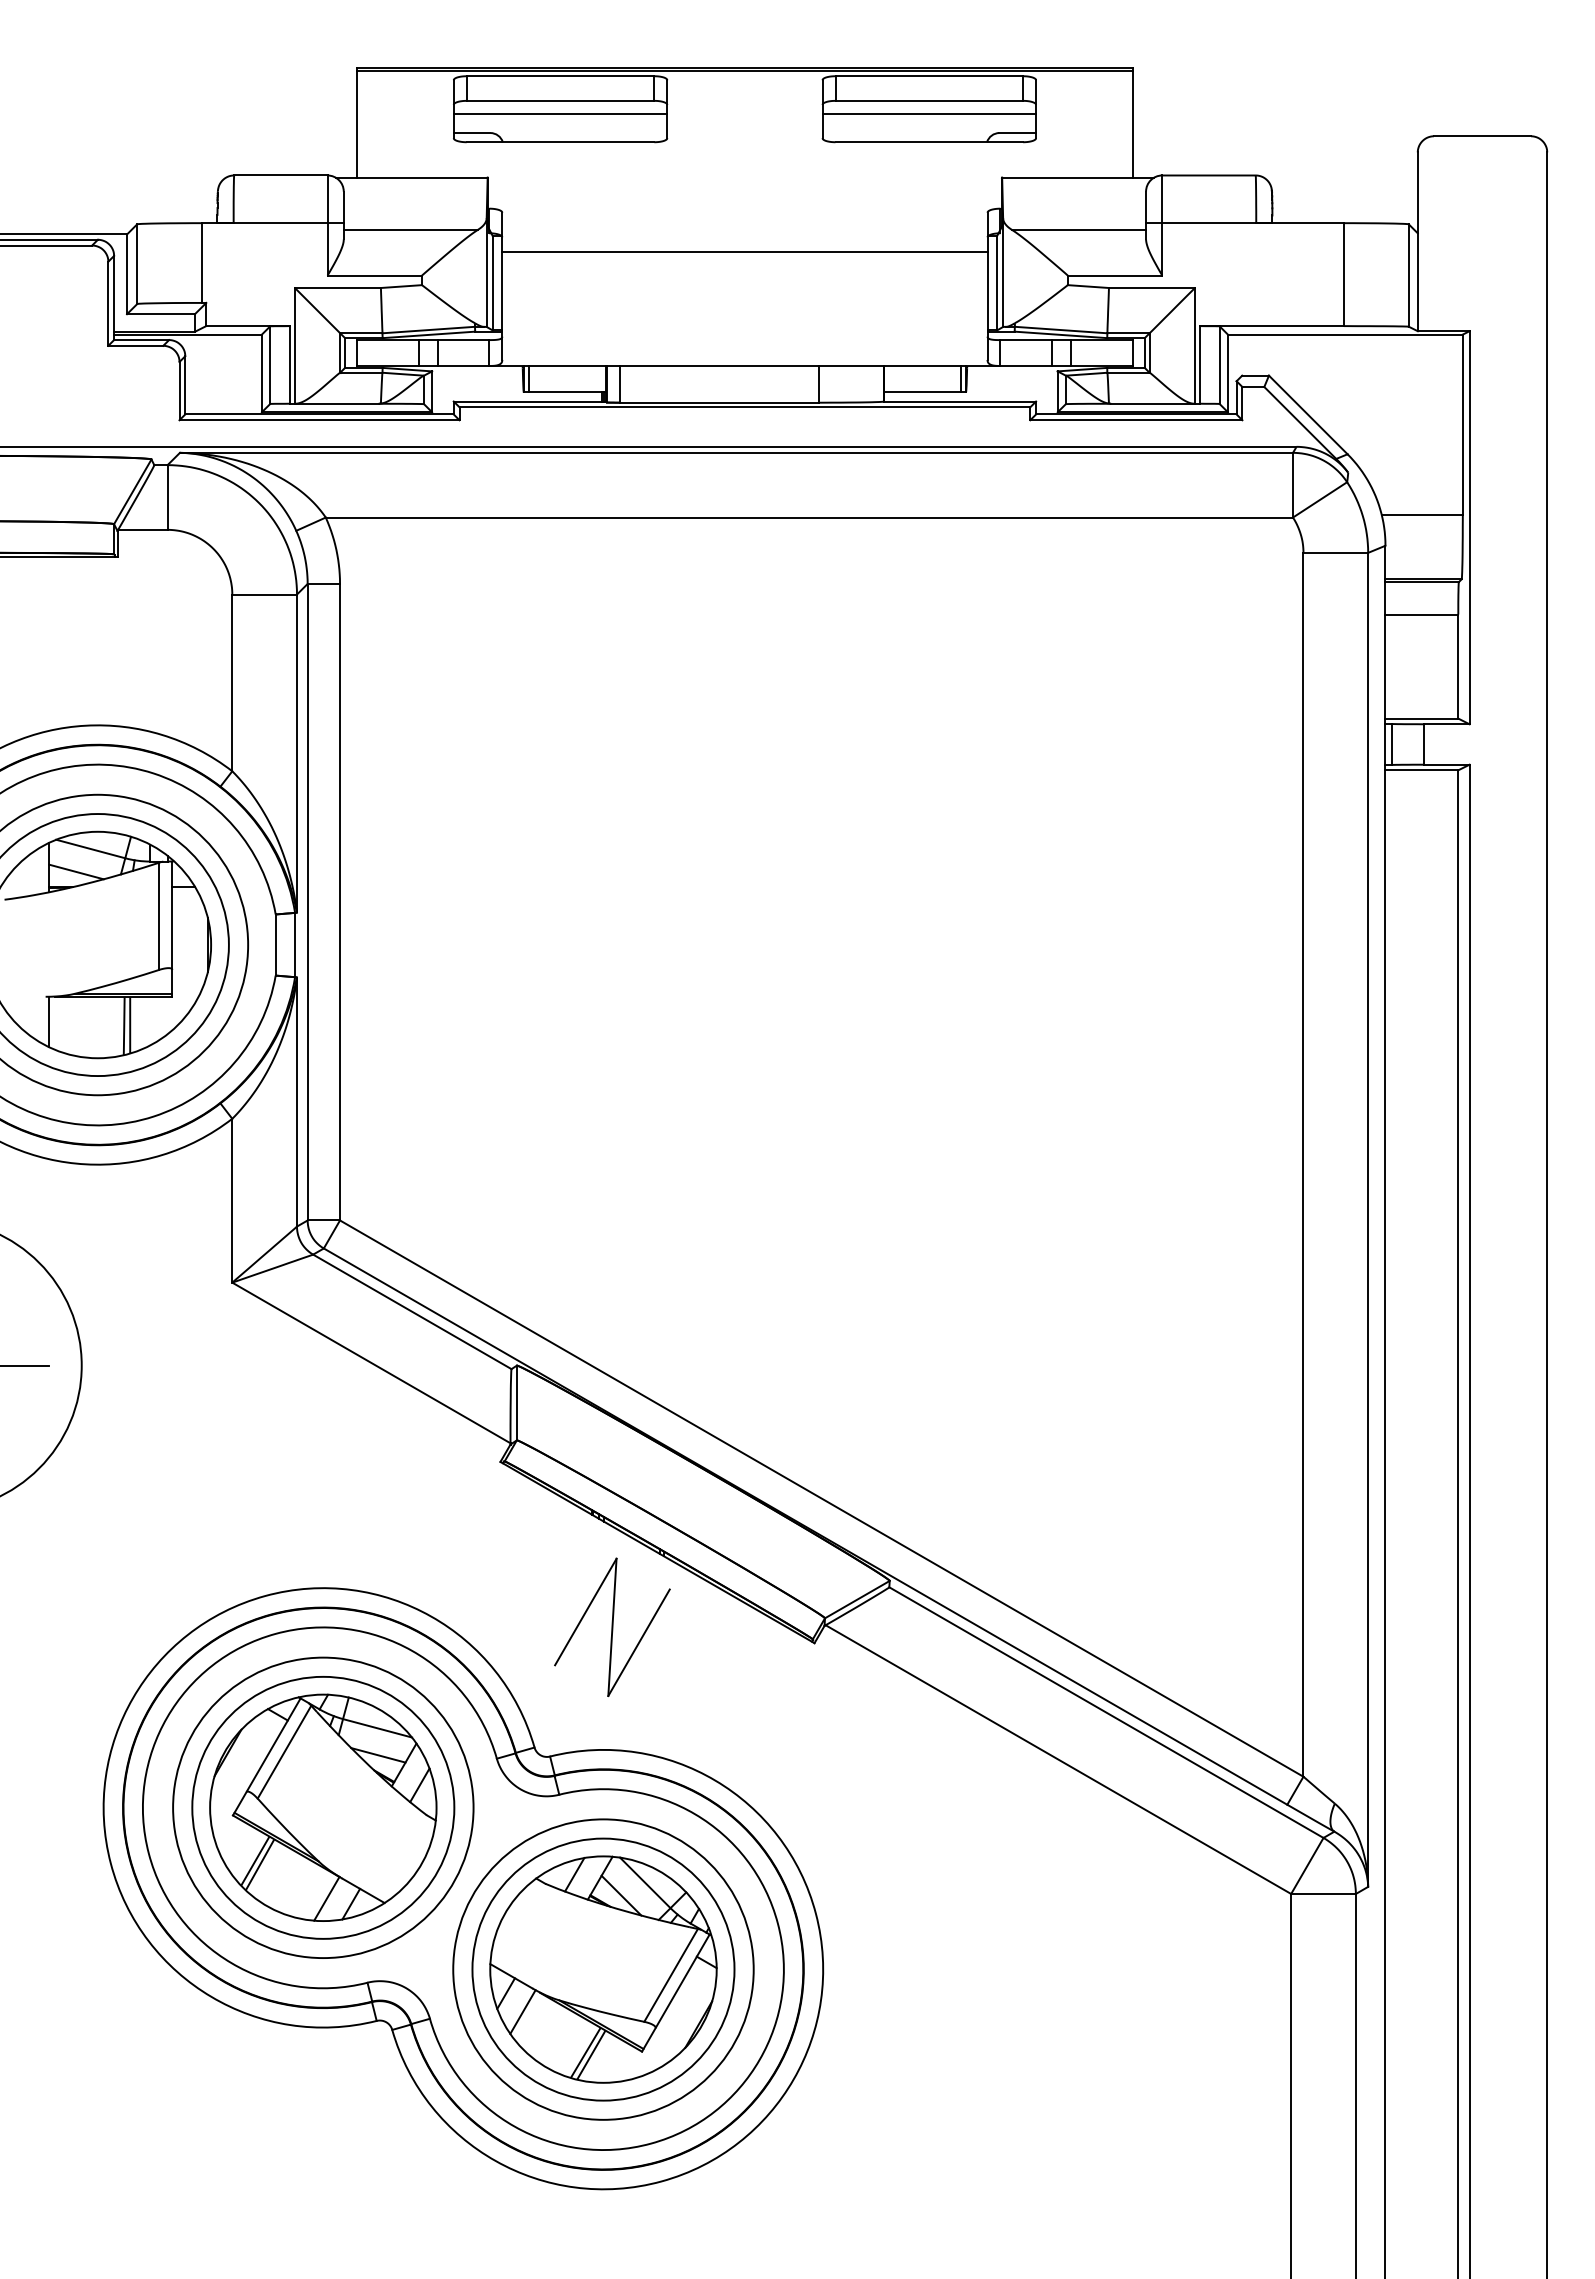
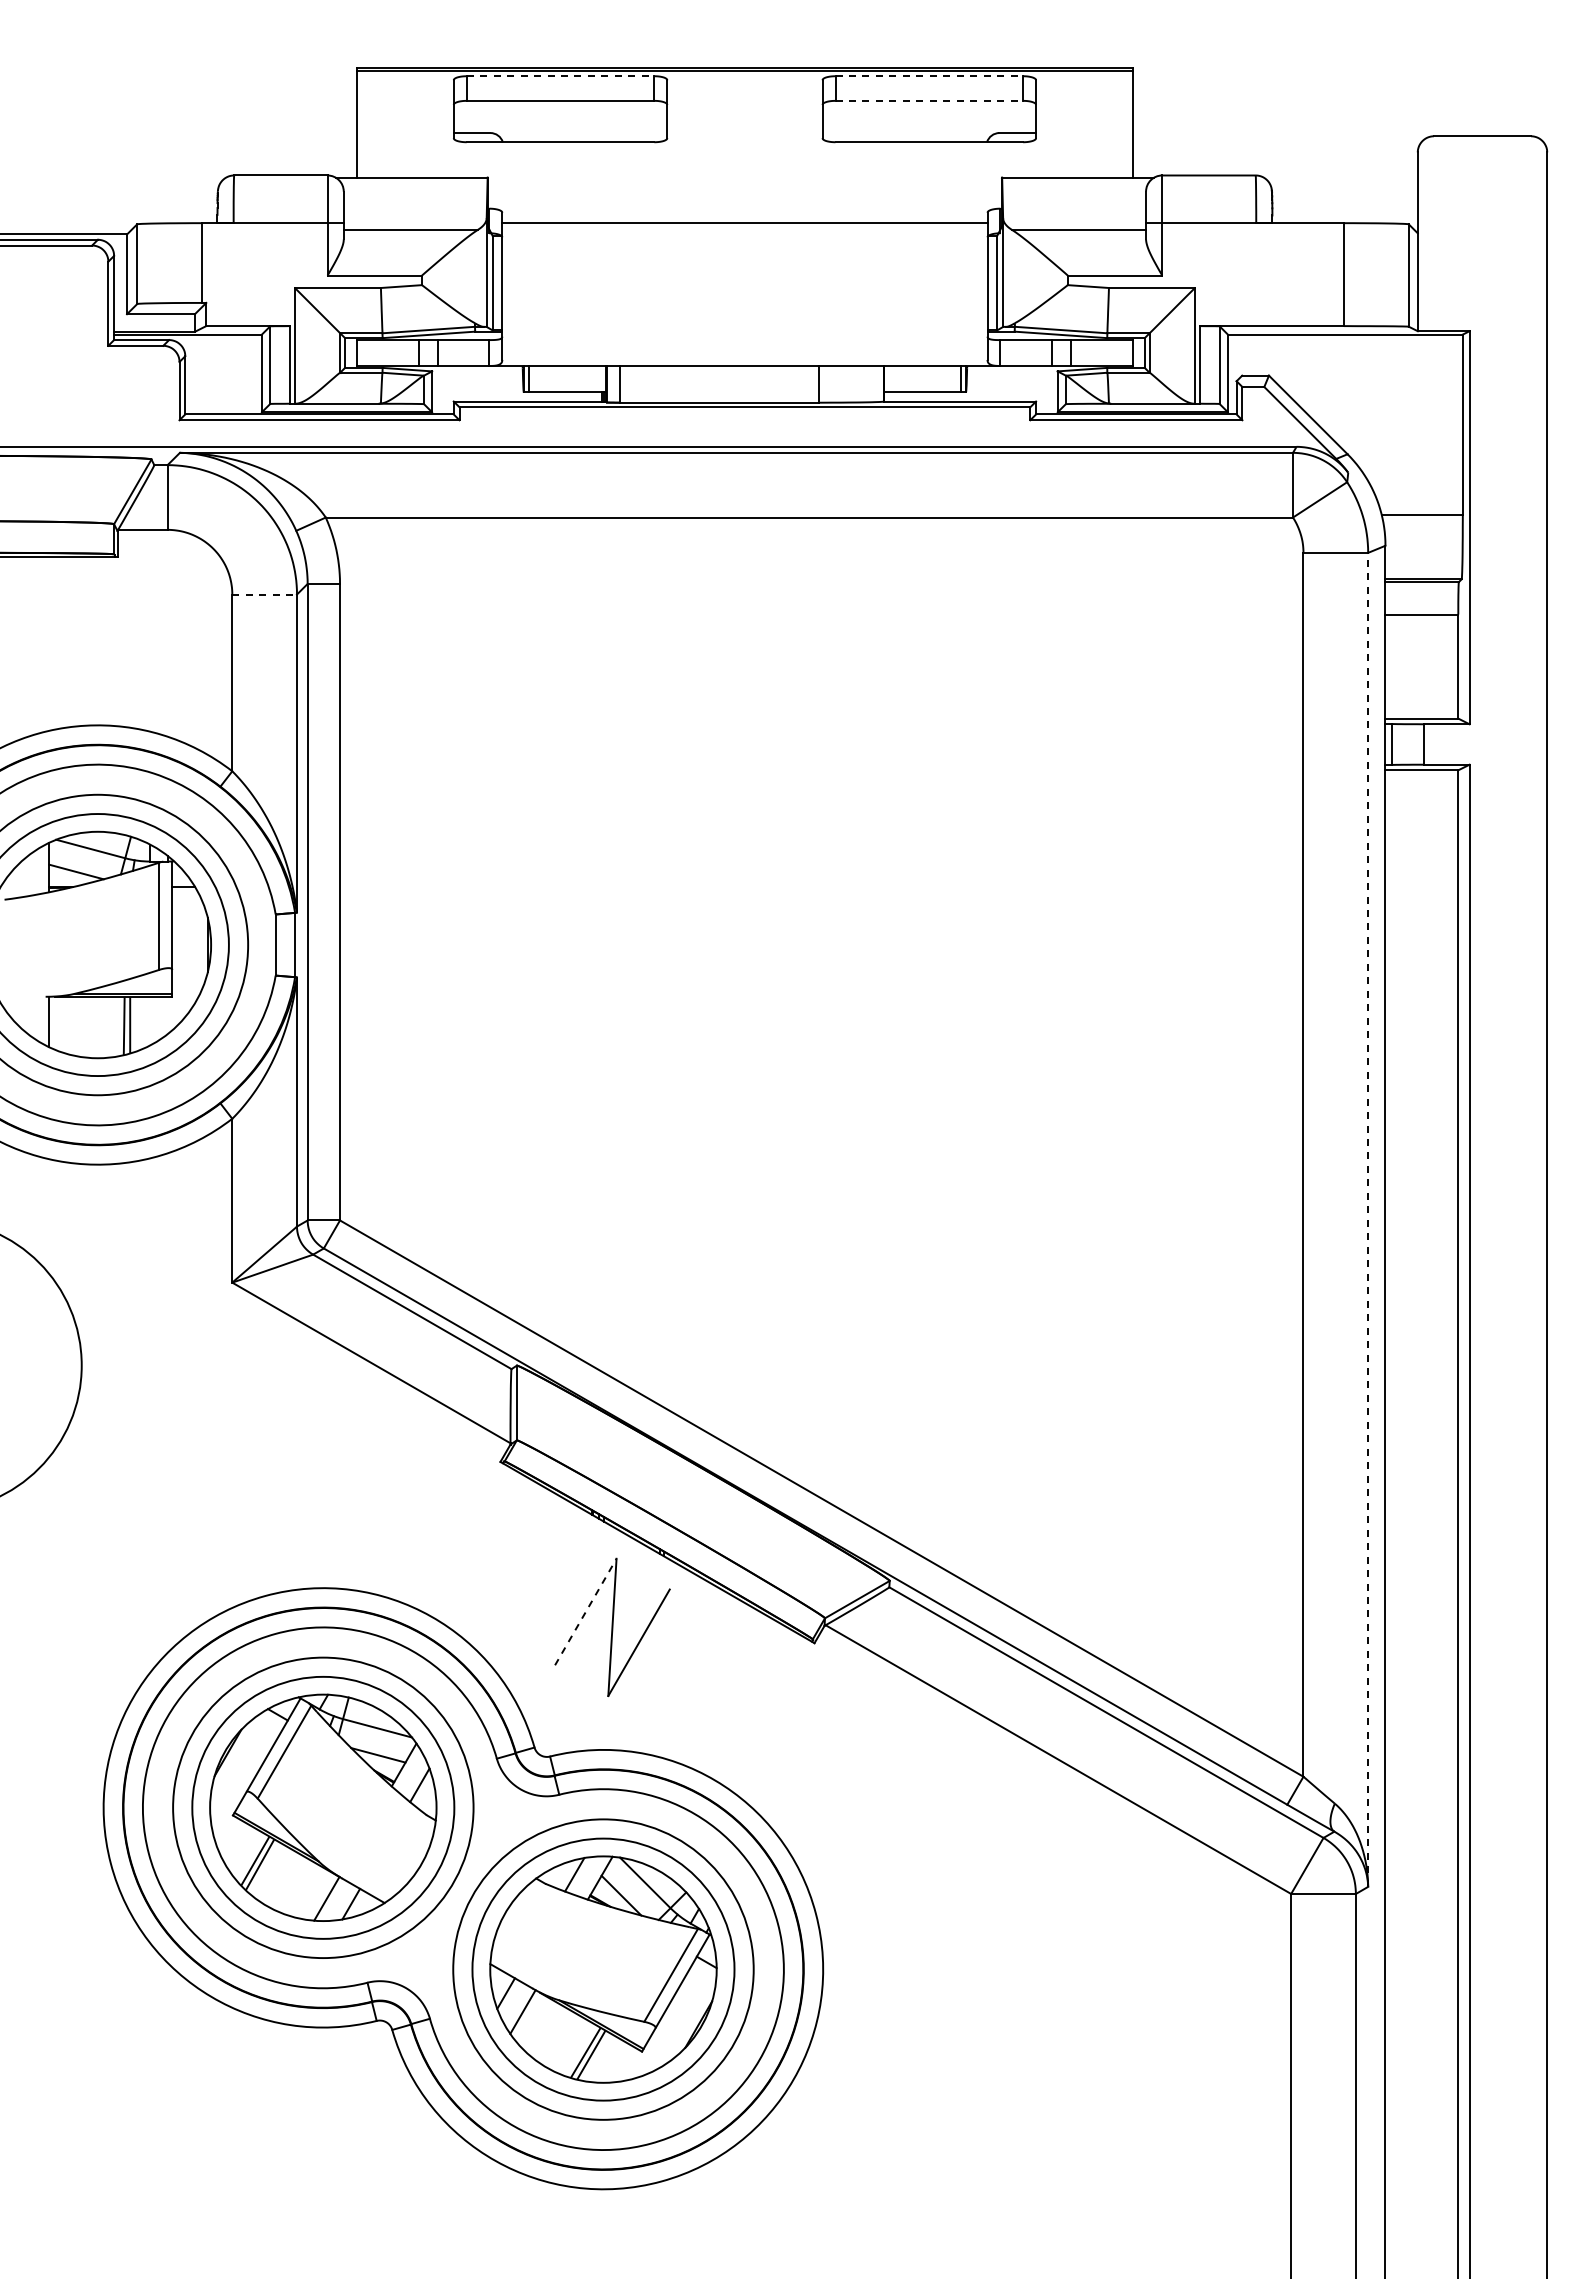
line: solid -> dashed (560, 76)
line: solid -> dashed (929, 76)
line: solid -> dashed (929, 100)
line: present -> none (560, 113)
line: present -> none (929, 113)
line position: (744, 252) -> (744, 223) (744, 223)
line: solid -> dashed (265, 594)
line: solid -> dashed (1368, 1219)
line: present -> none (25, 1365)
line: solid -> dashed (586, 1611)
